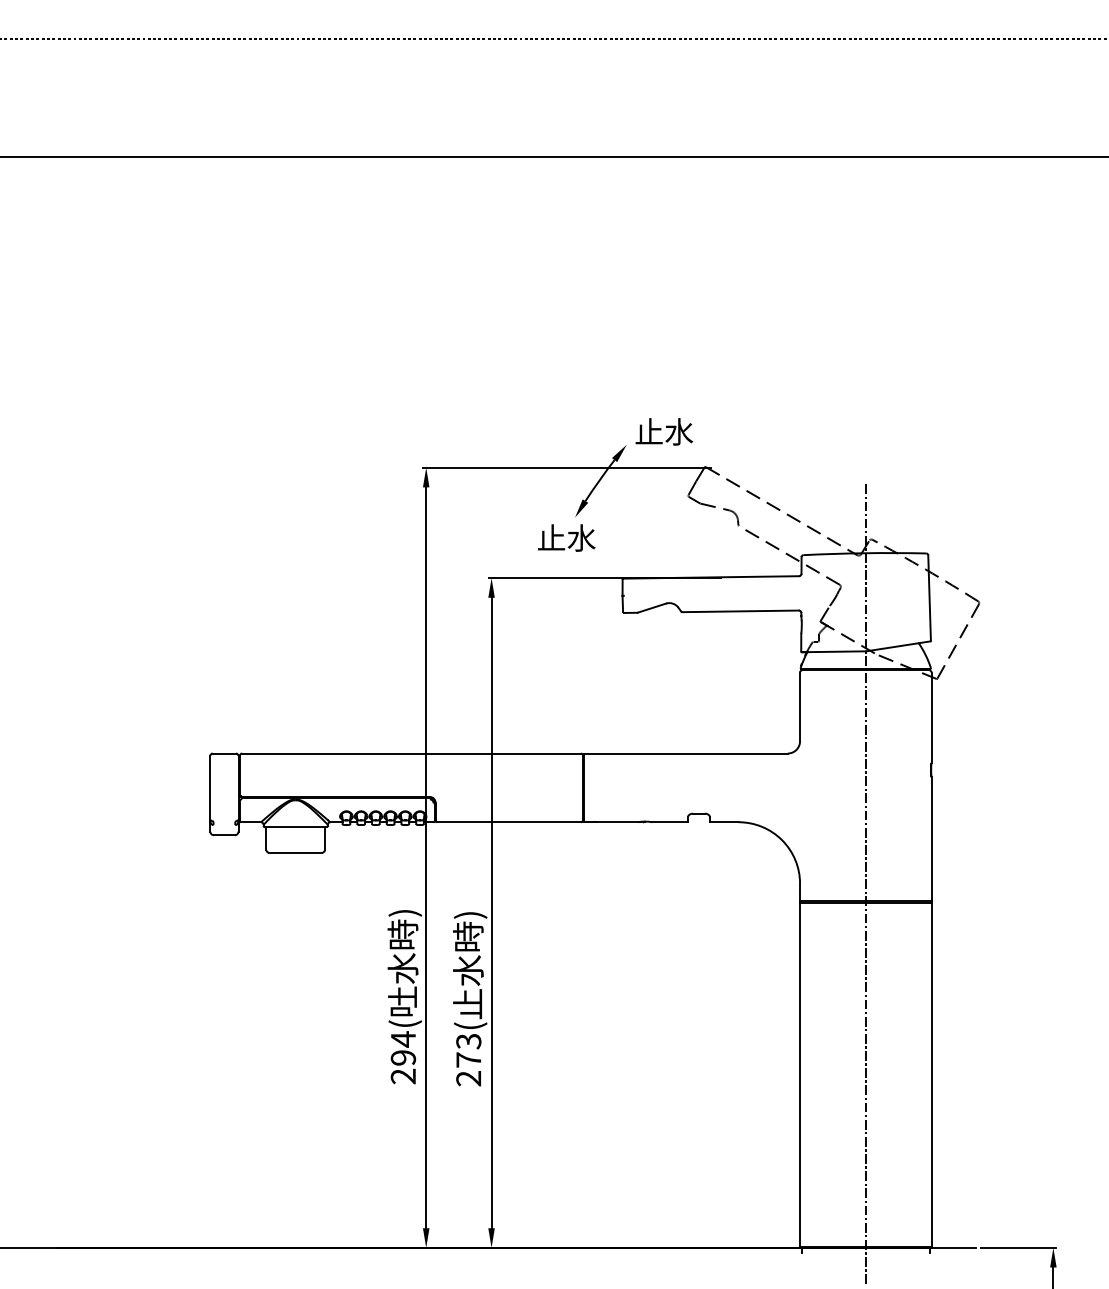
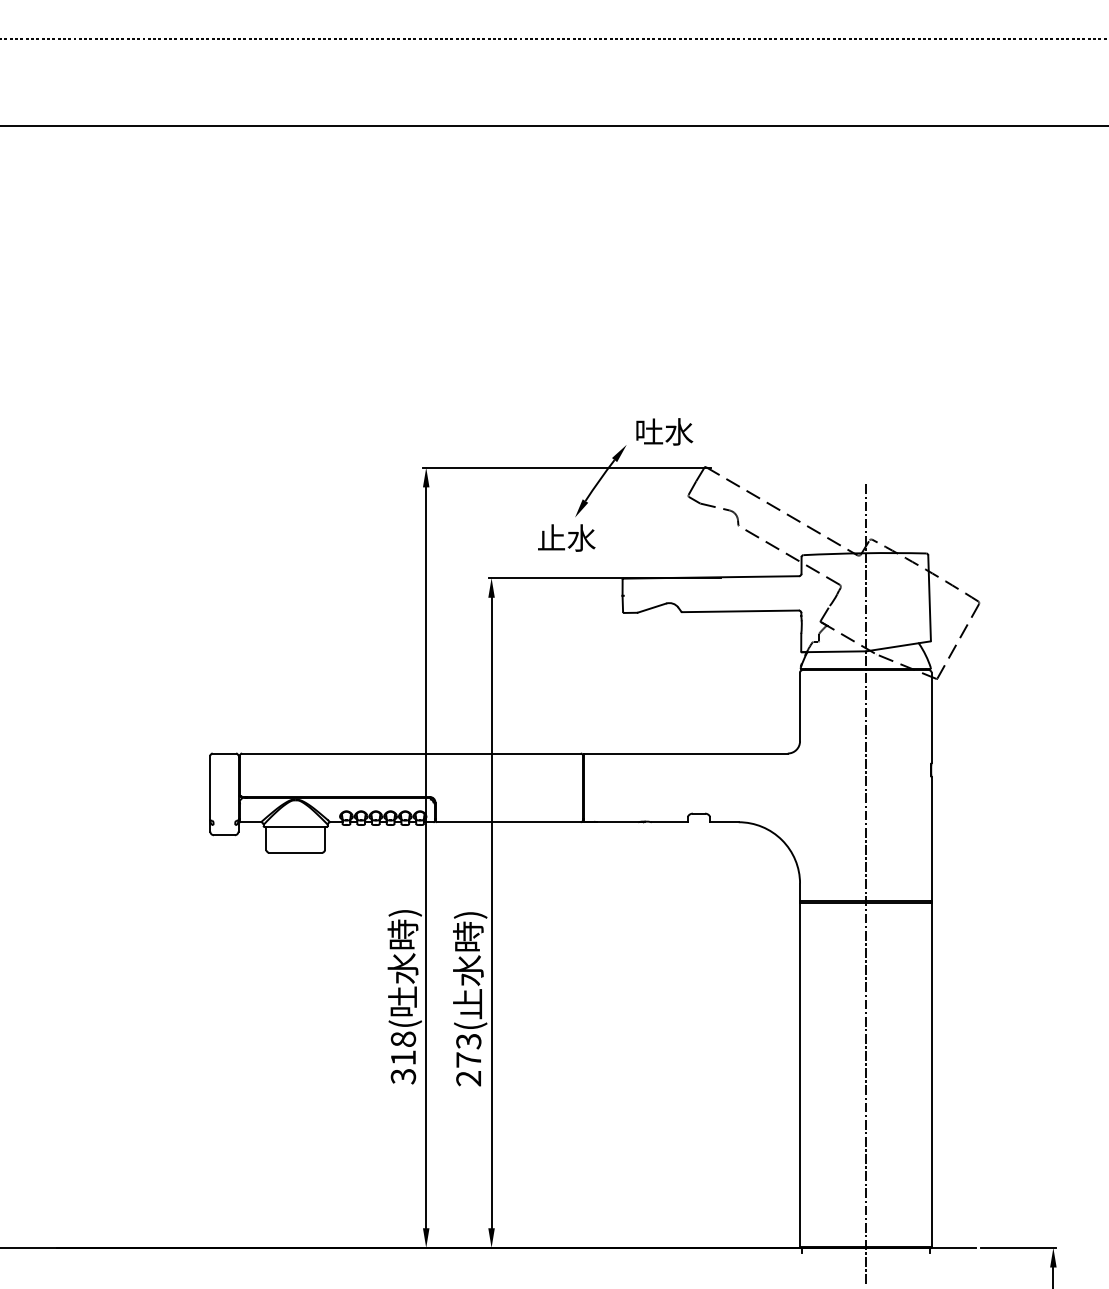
line position: (553, 157) -> (553, 126) (553, 126)
text: 止水 -> 吐水 (649, 431)
text: 294( -> 318( (403, 1057)
